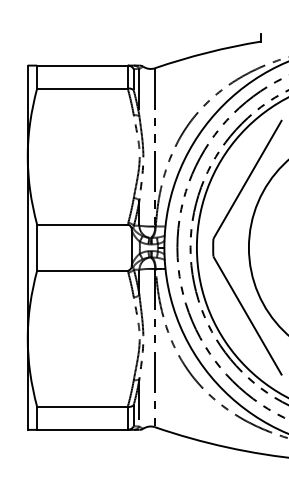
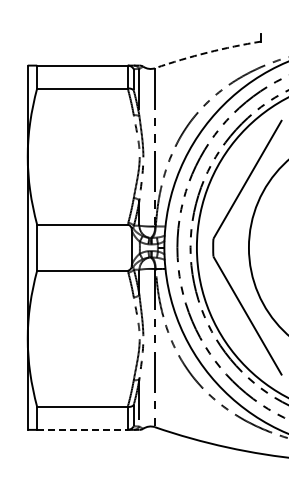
arc: solid -> dashed (207, 52)
line: solid -> dashed (82, 429)
